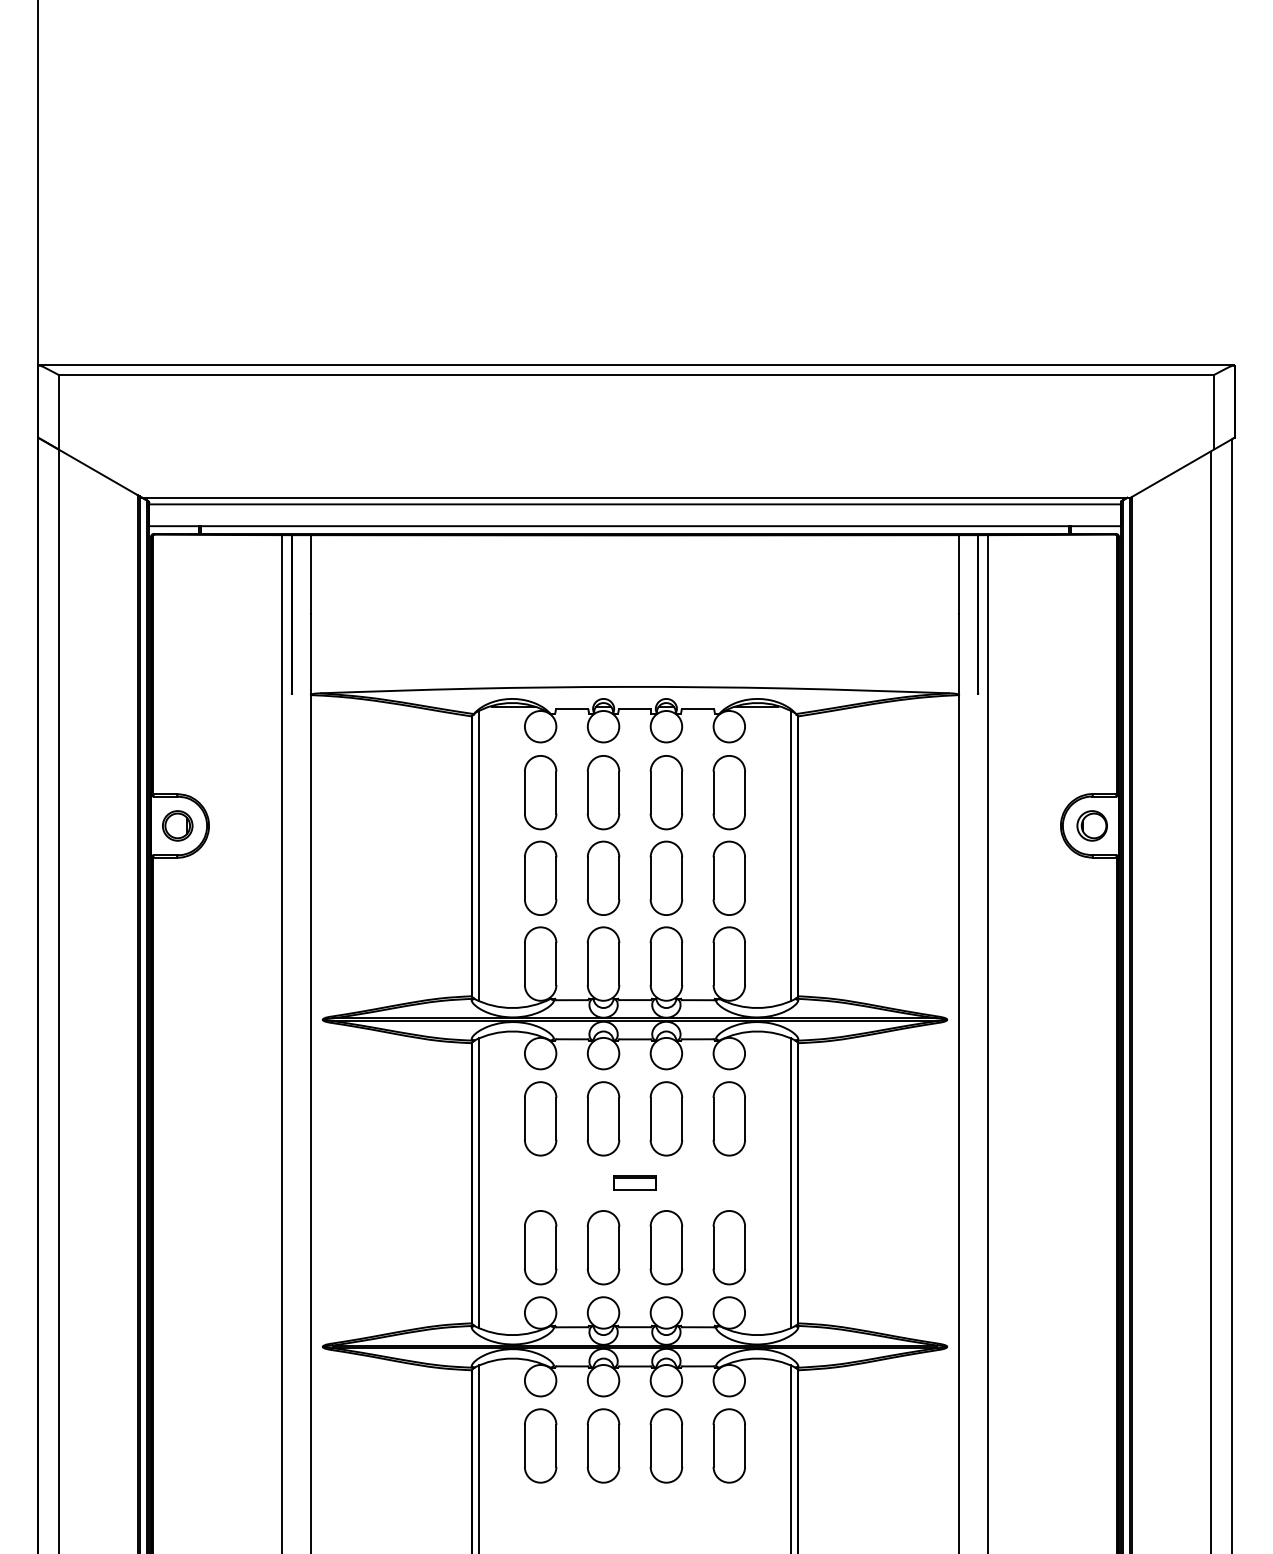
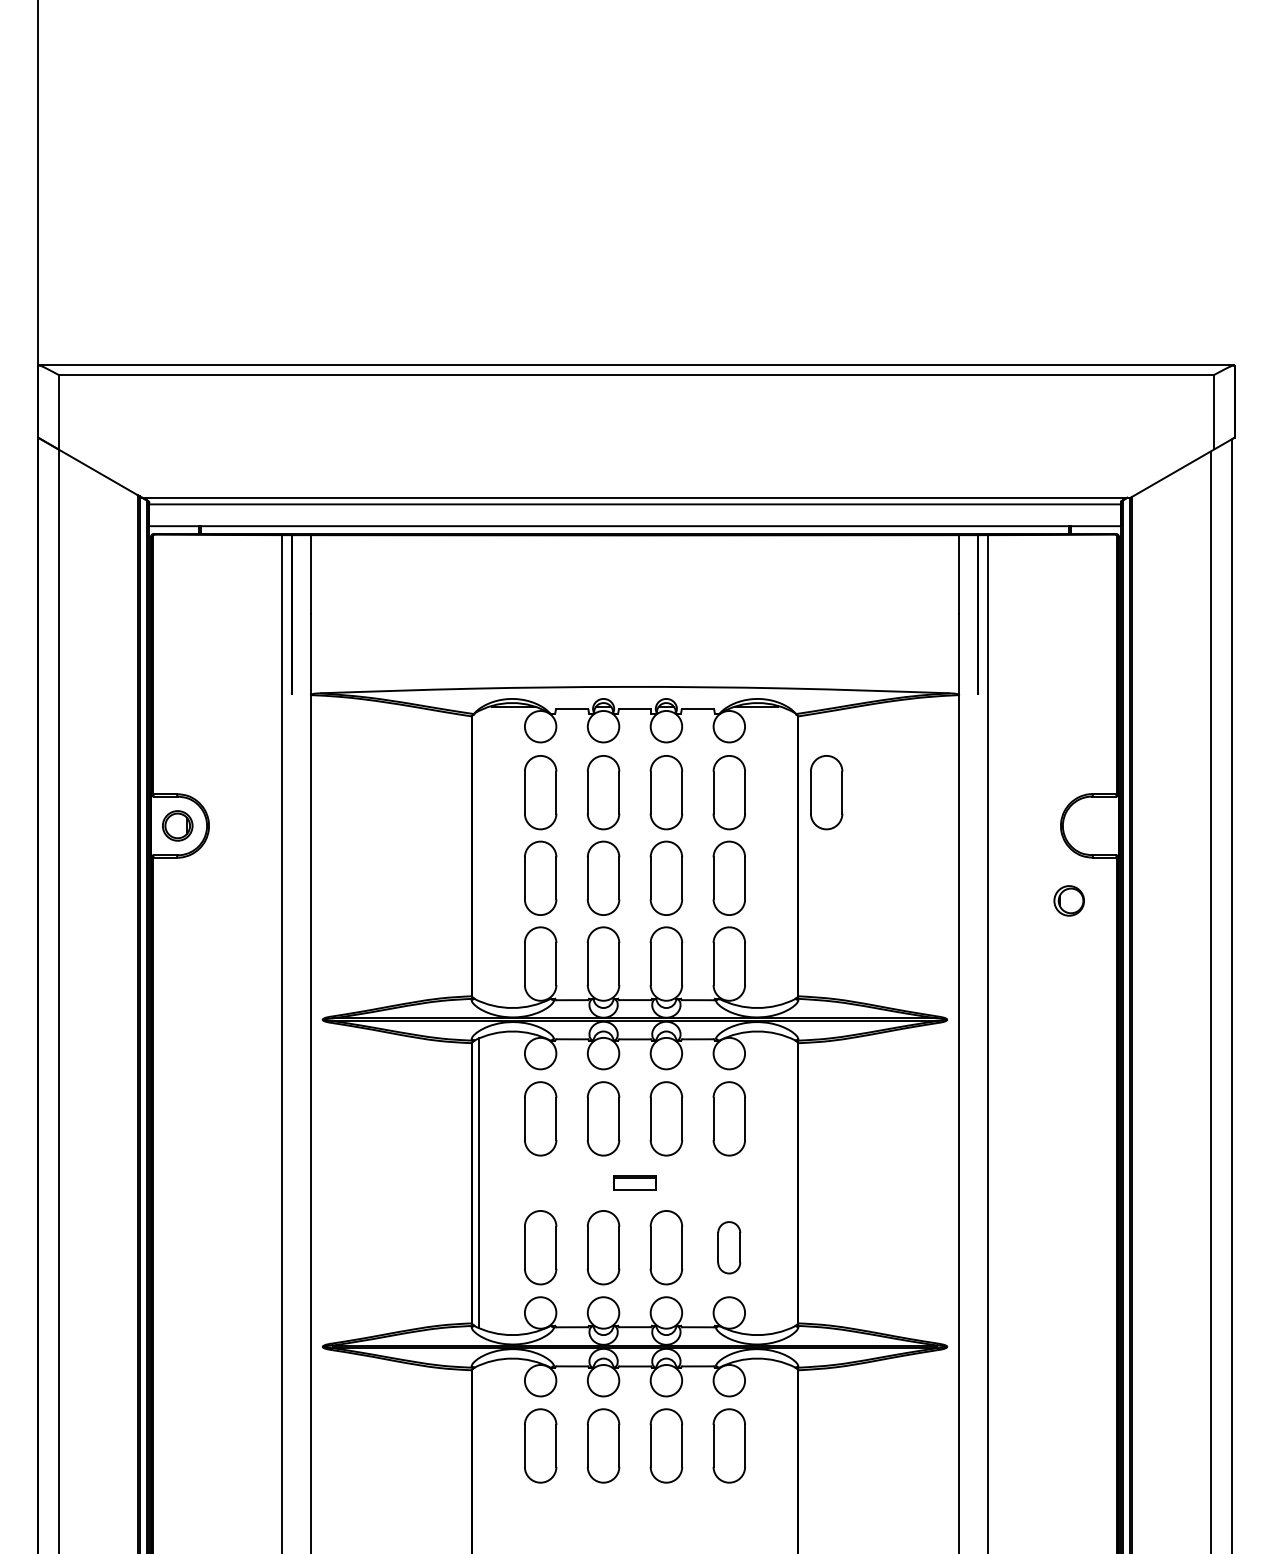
part: none -> present (826, 792)
part position: (1091, 825) -> (1068, 900) (1068, 900)
line: present -> none (479, 855)
line: present -> none (790, 855)
line: present -> none (790, 1183)
part size: 34x76 px -> 25x54 px (729, 1247)
line: present -> none (479, 1457)
line: present -> none (790, 1457)
